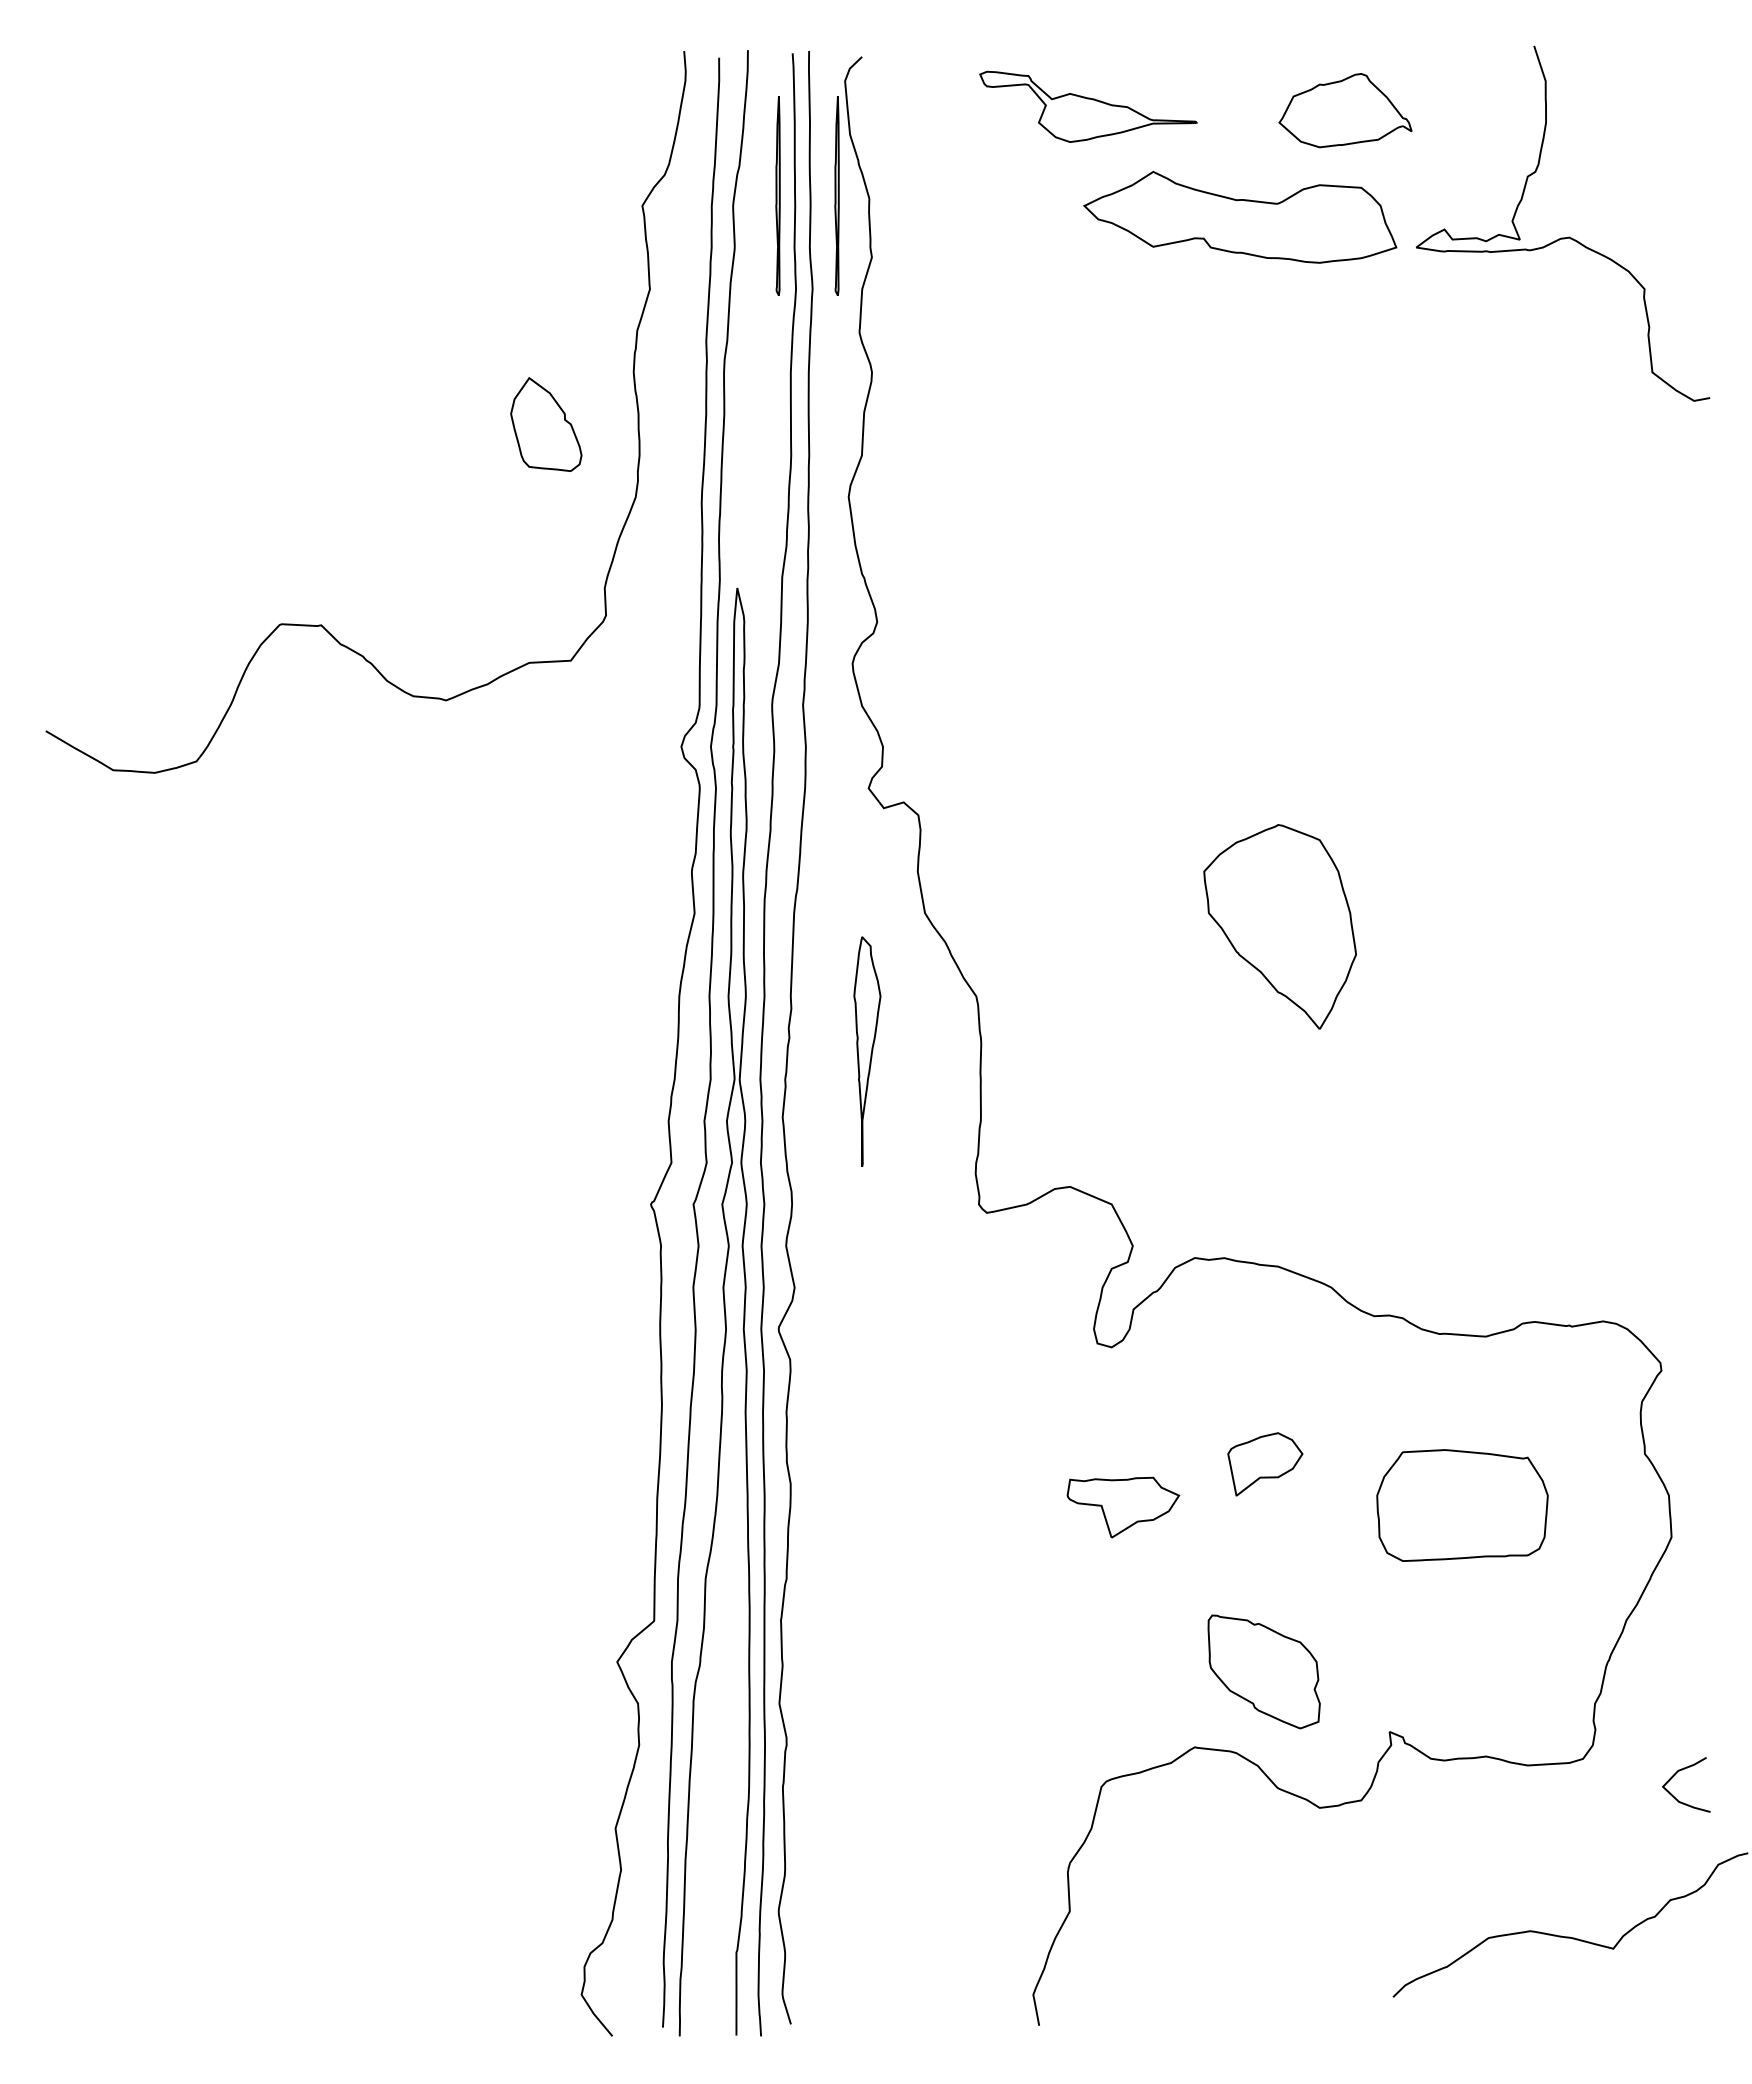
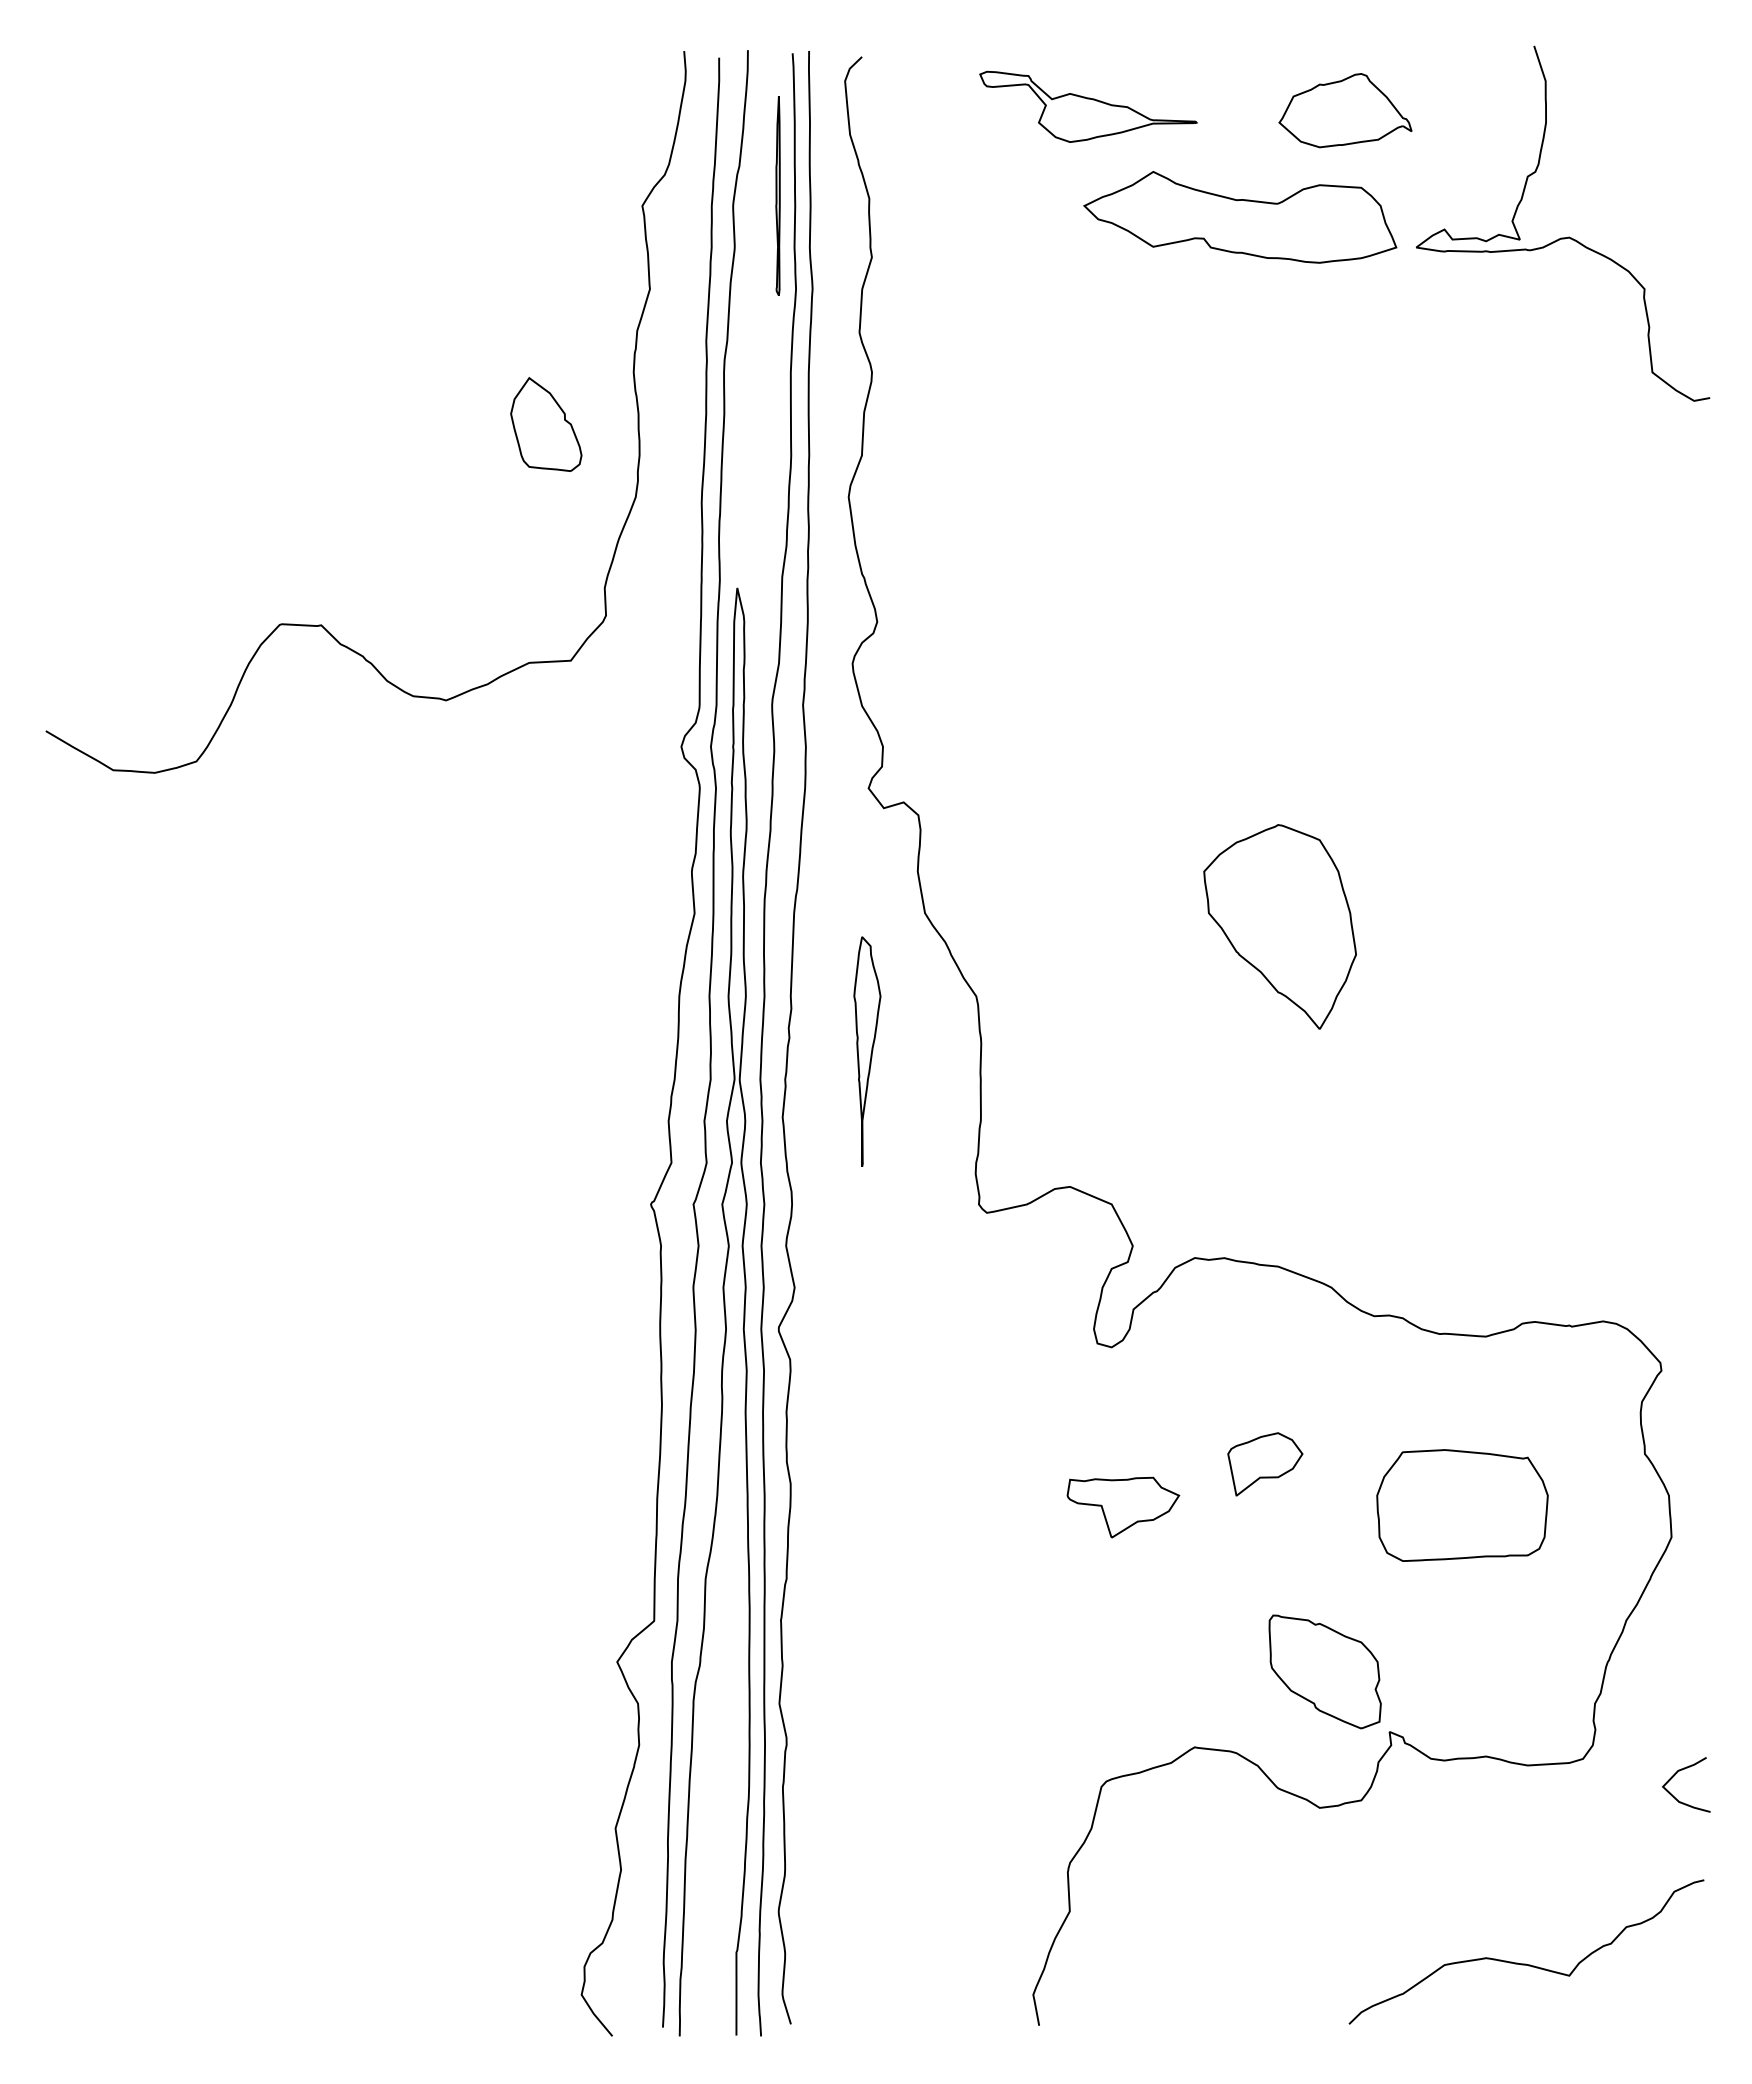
part: present -> none (836, 195)
part position: (1263, 1671) -> (1324, 1671) (1324, 1671)
curve position: (1570, 1936) -> (1526, 1963) (1526, 1963)
